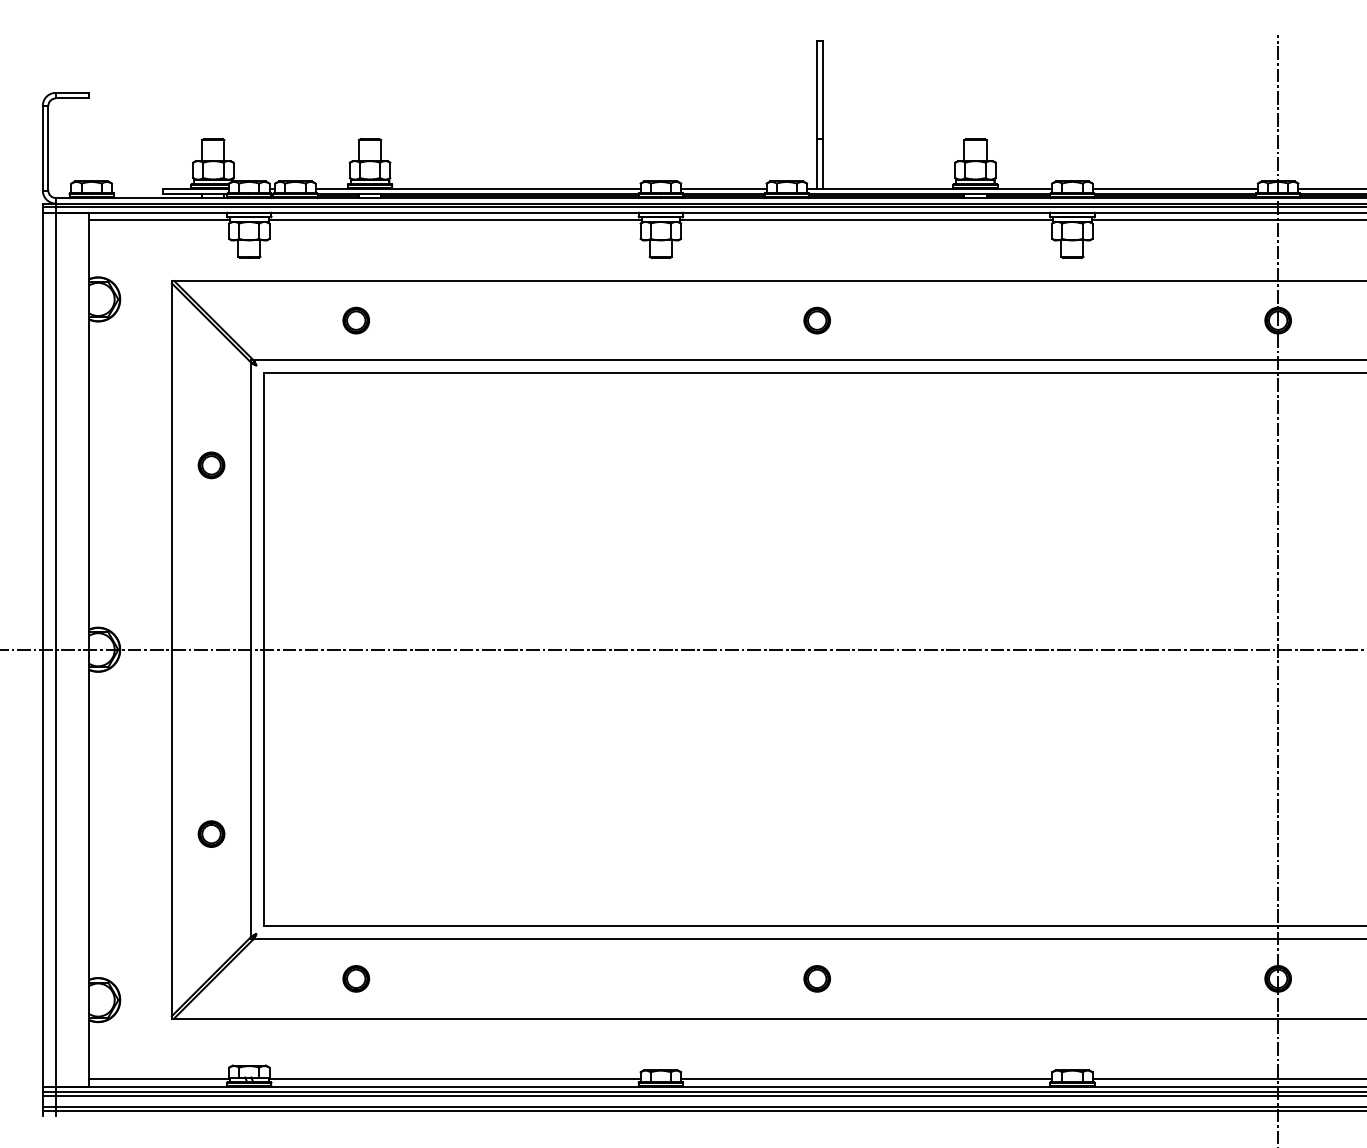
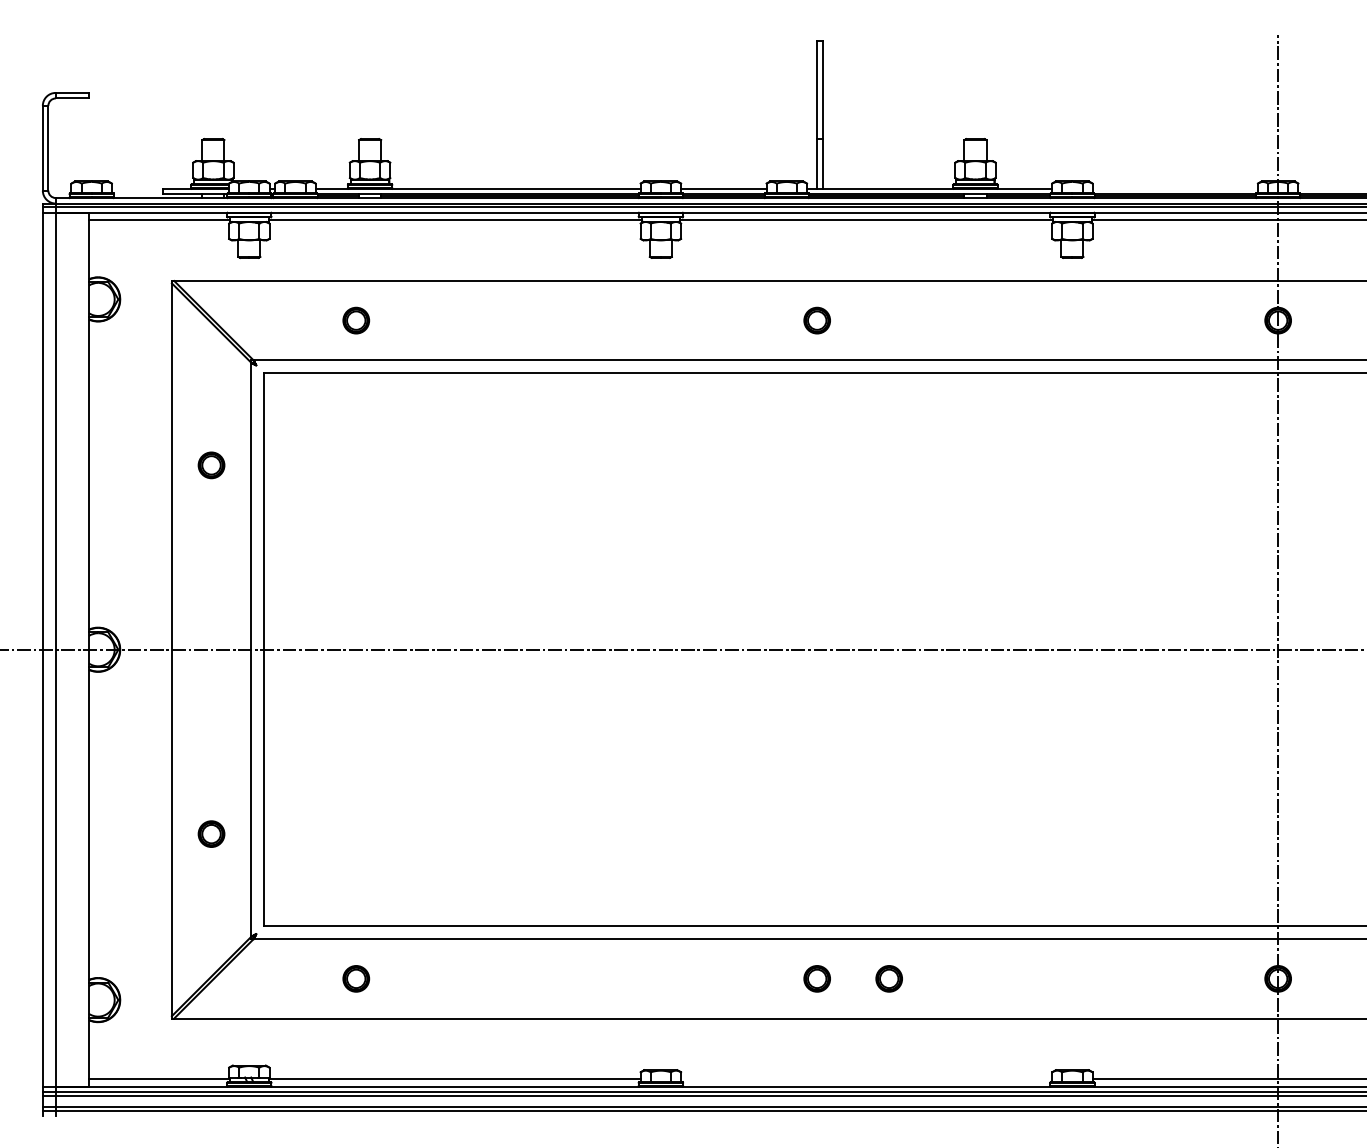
line: present -> none (1174, 188)
line: present -> none (1330, 188)
part: none -> present (888, 978)
line: present -> none (866, 1079)
